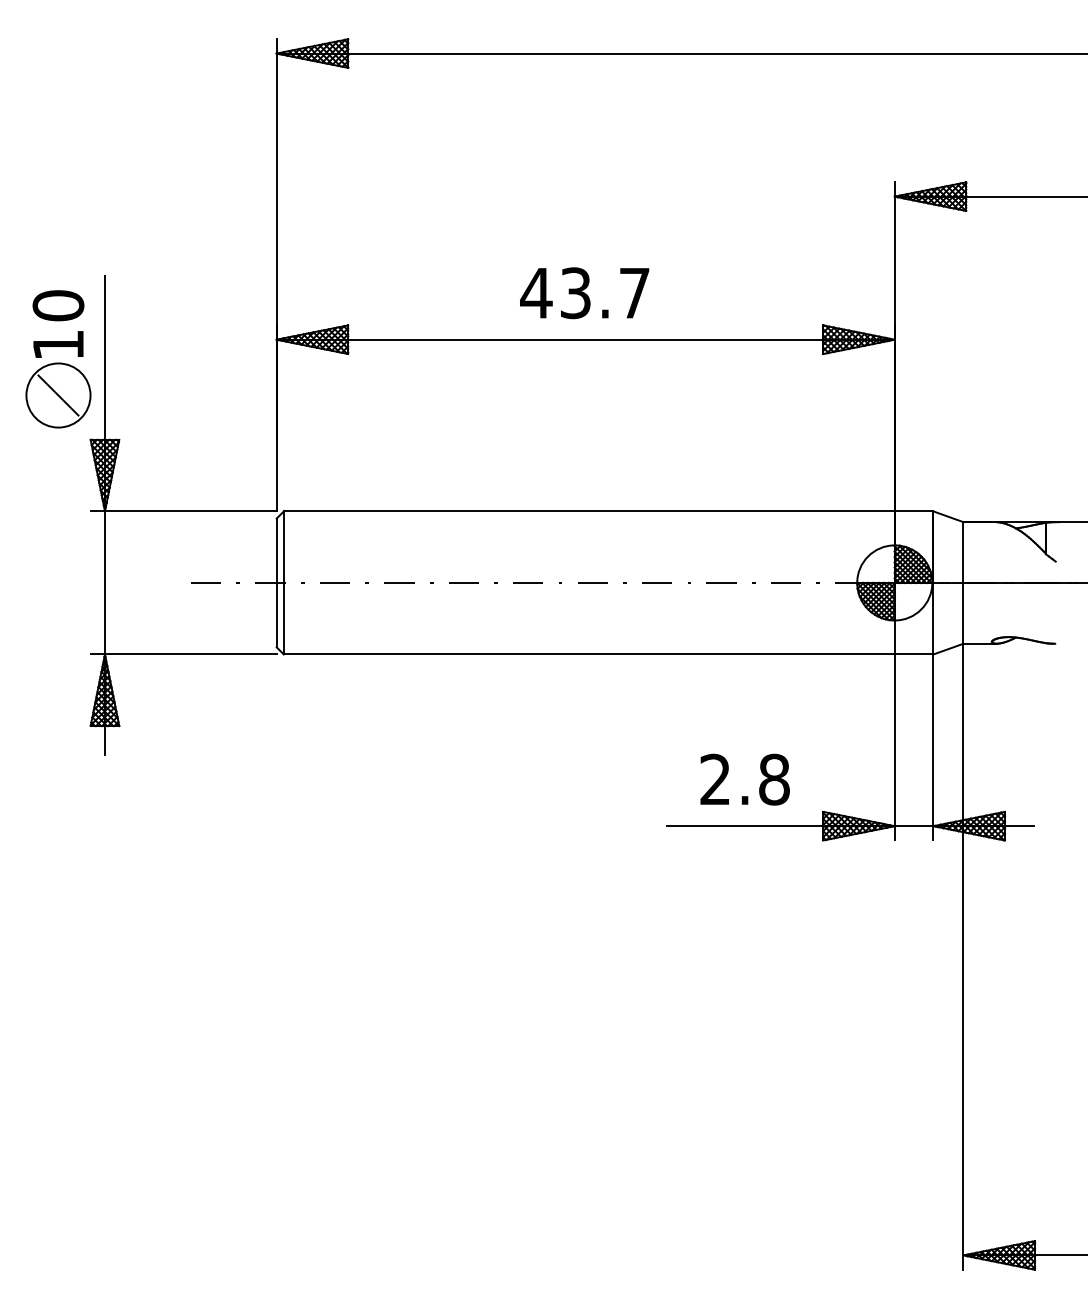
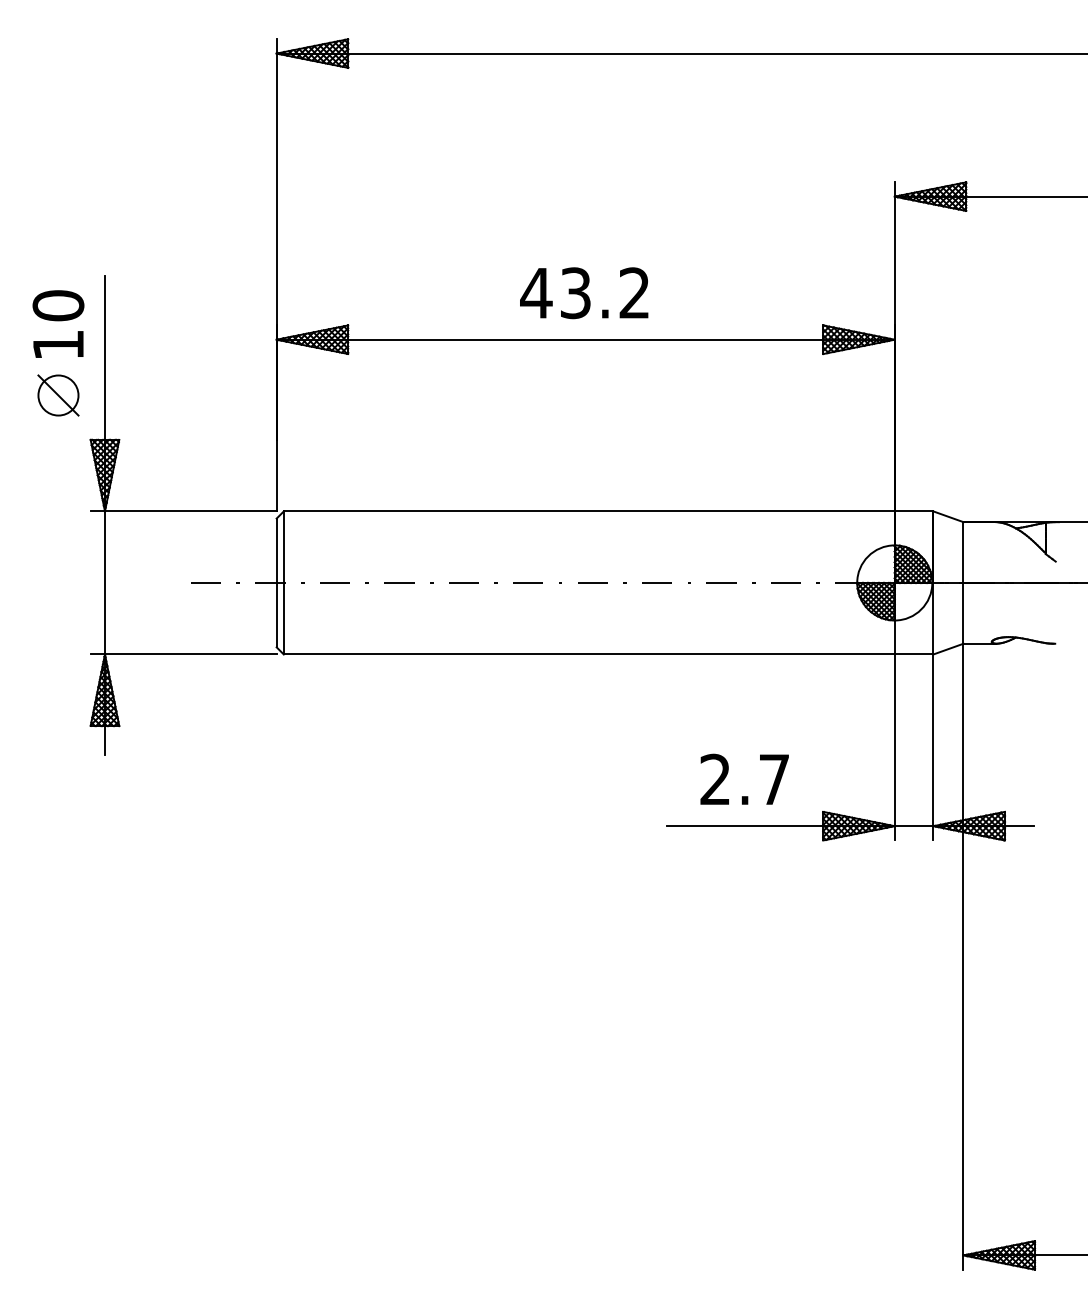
text: 43.7 -> 43.2 (634, 292)
circle diameter: 64 px -> 40 px (58, 395)
text: 2.8 -> 2.7 (774, 779)
